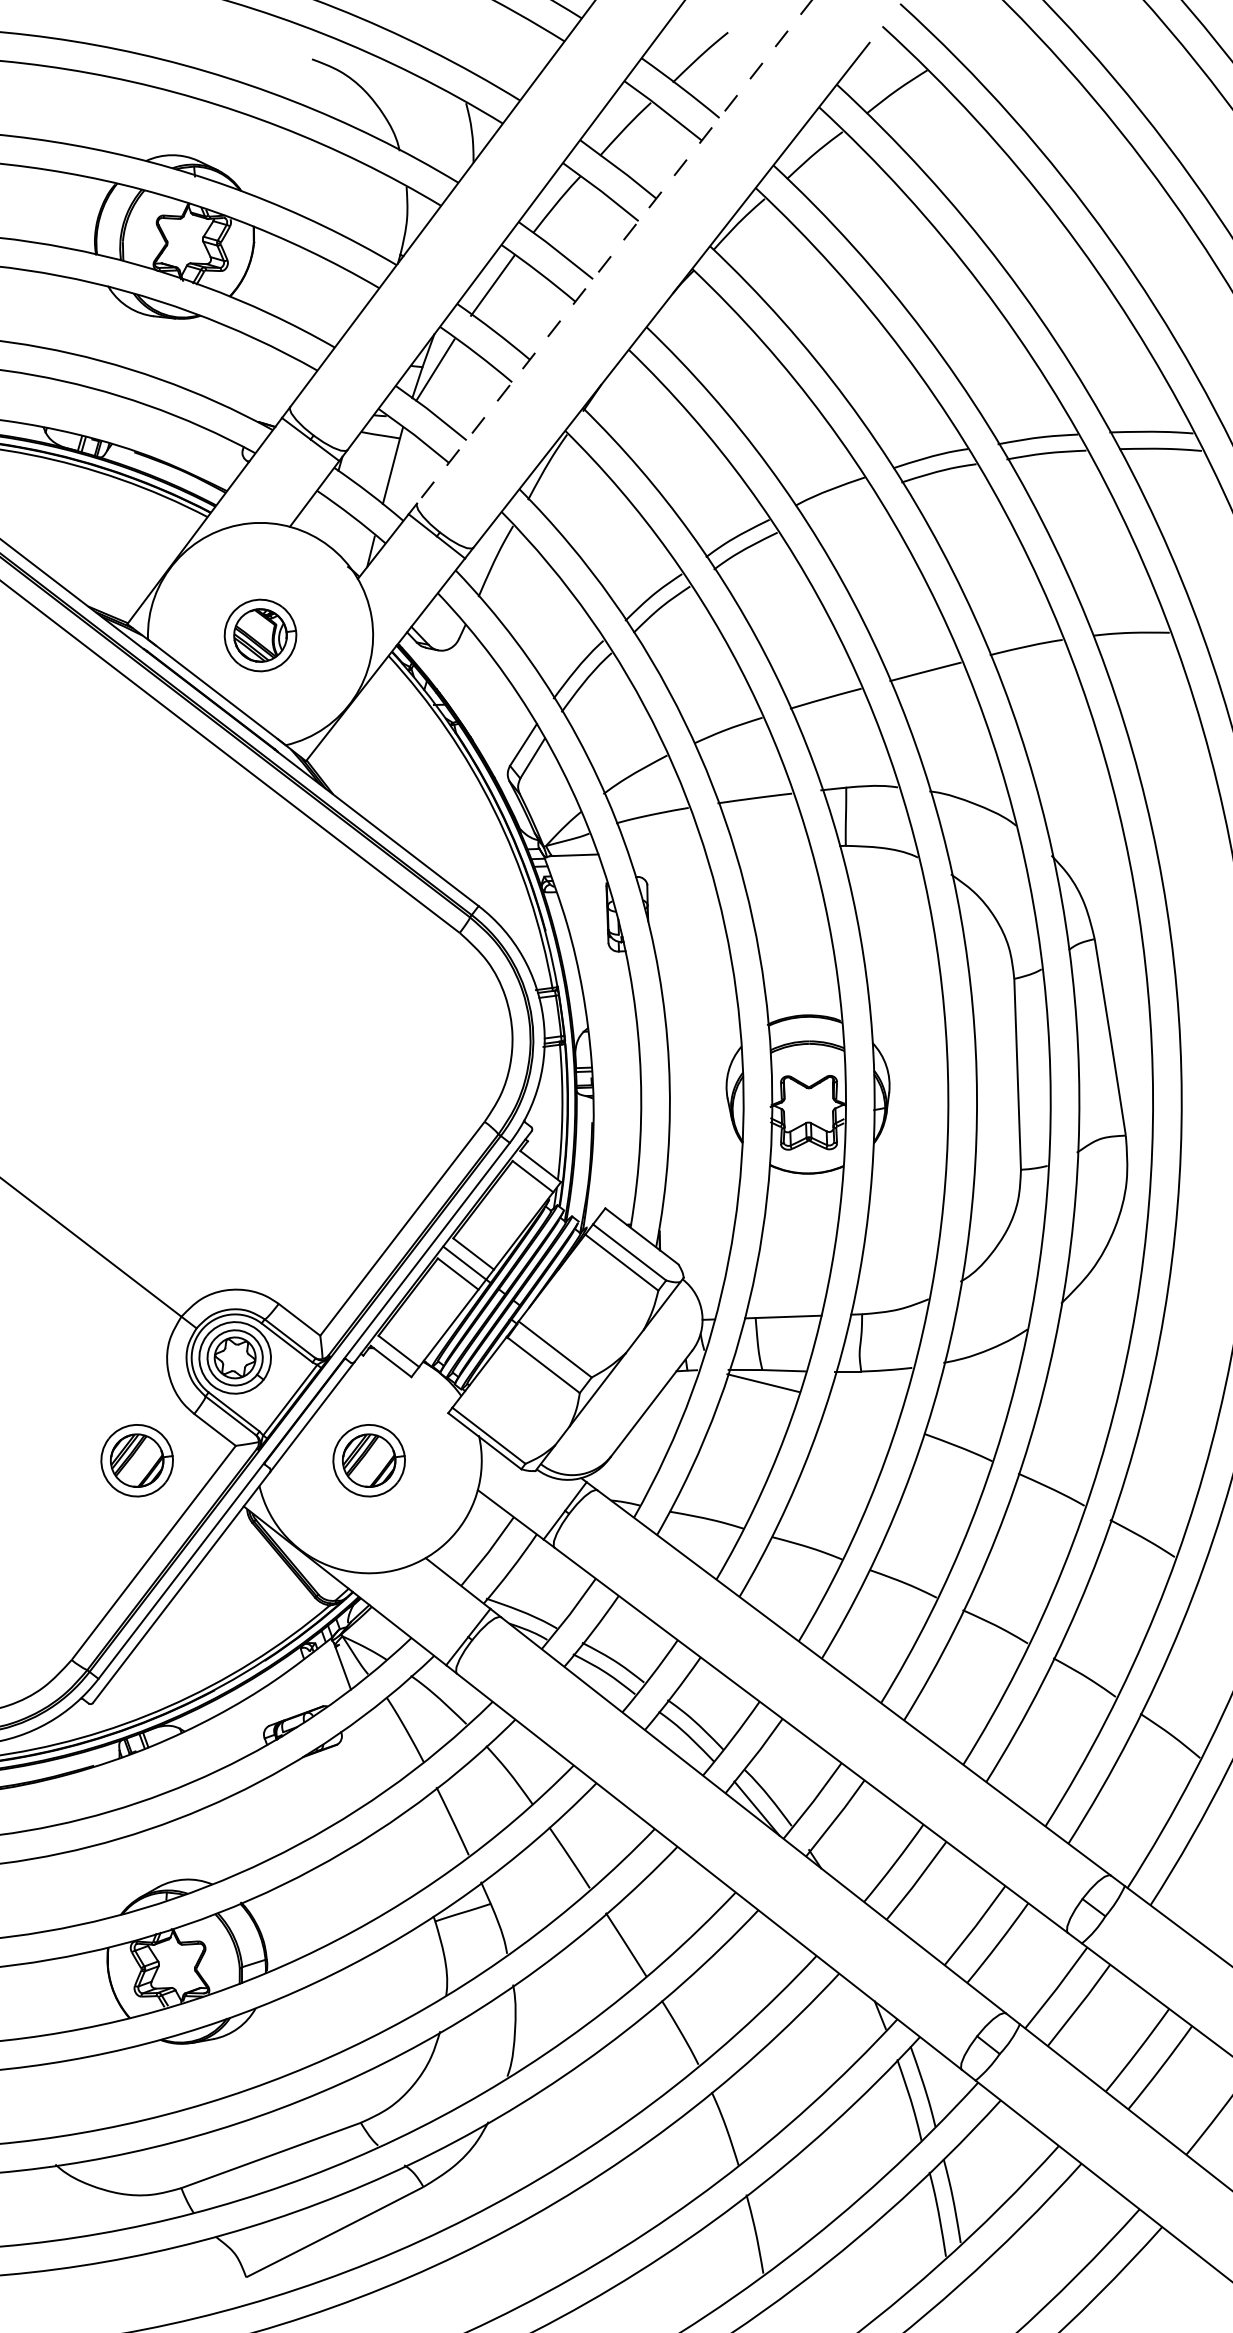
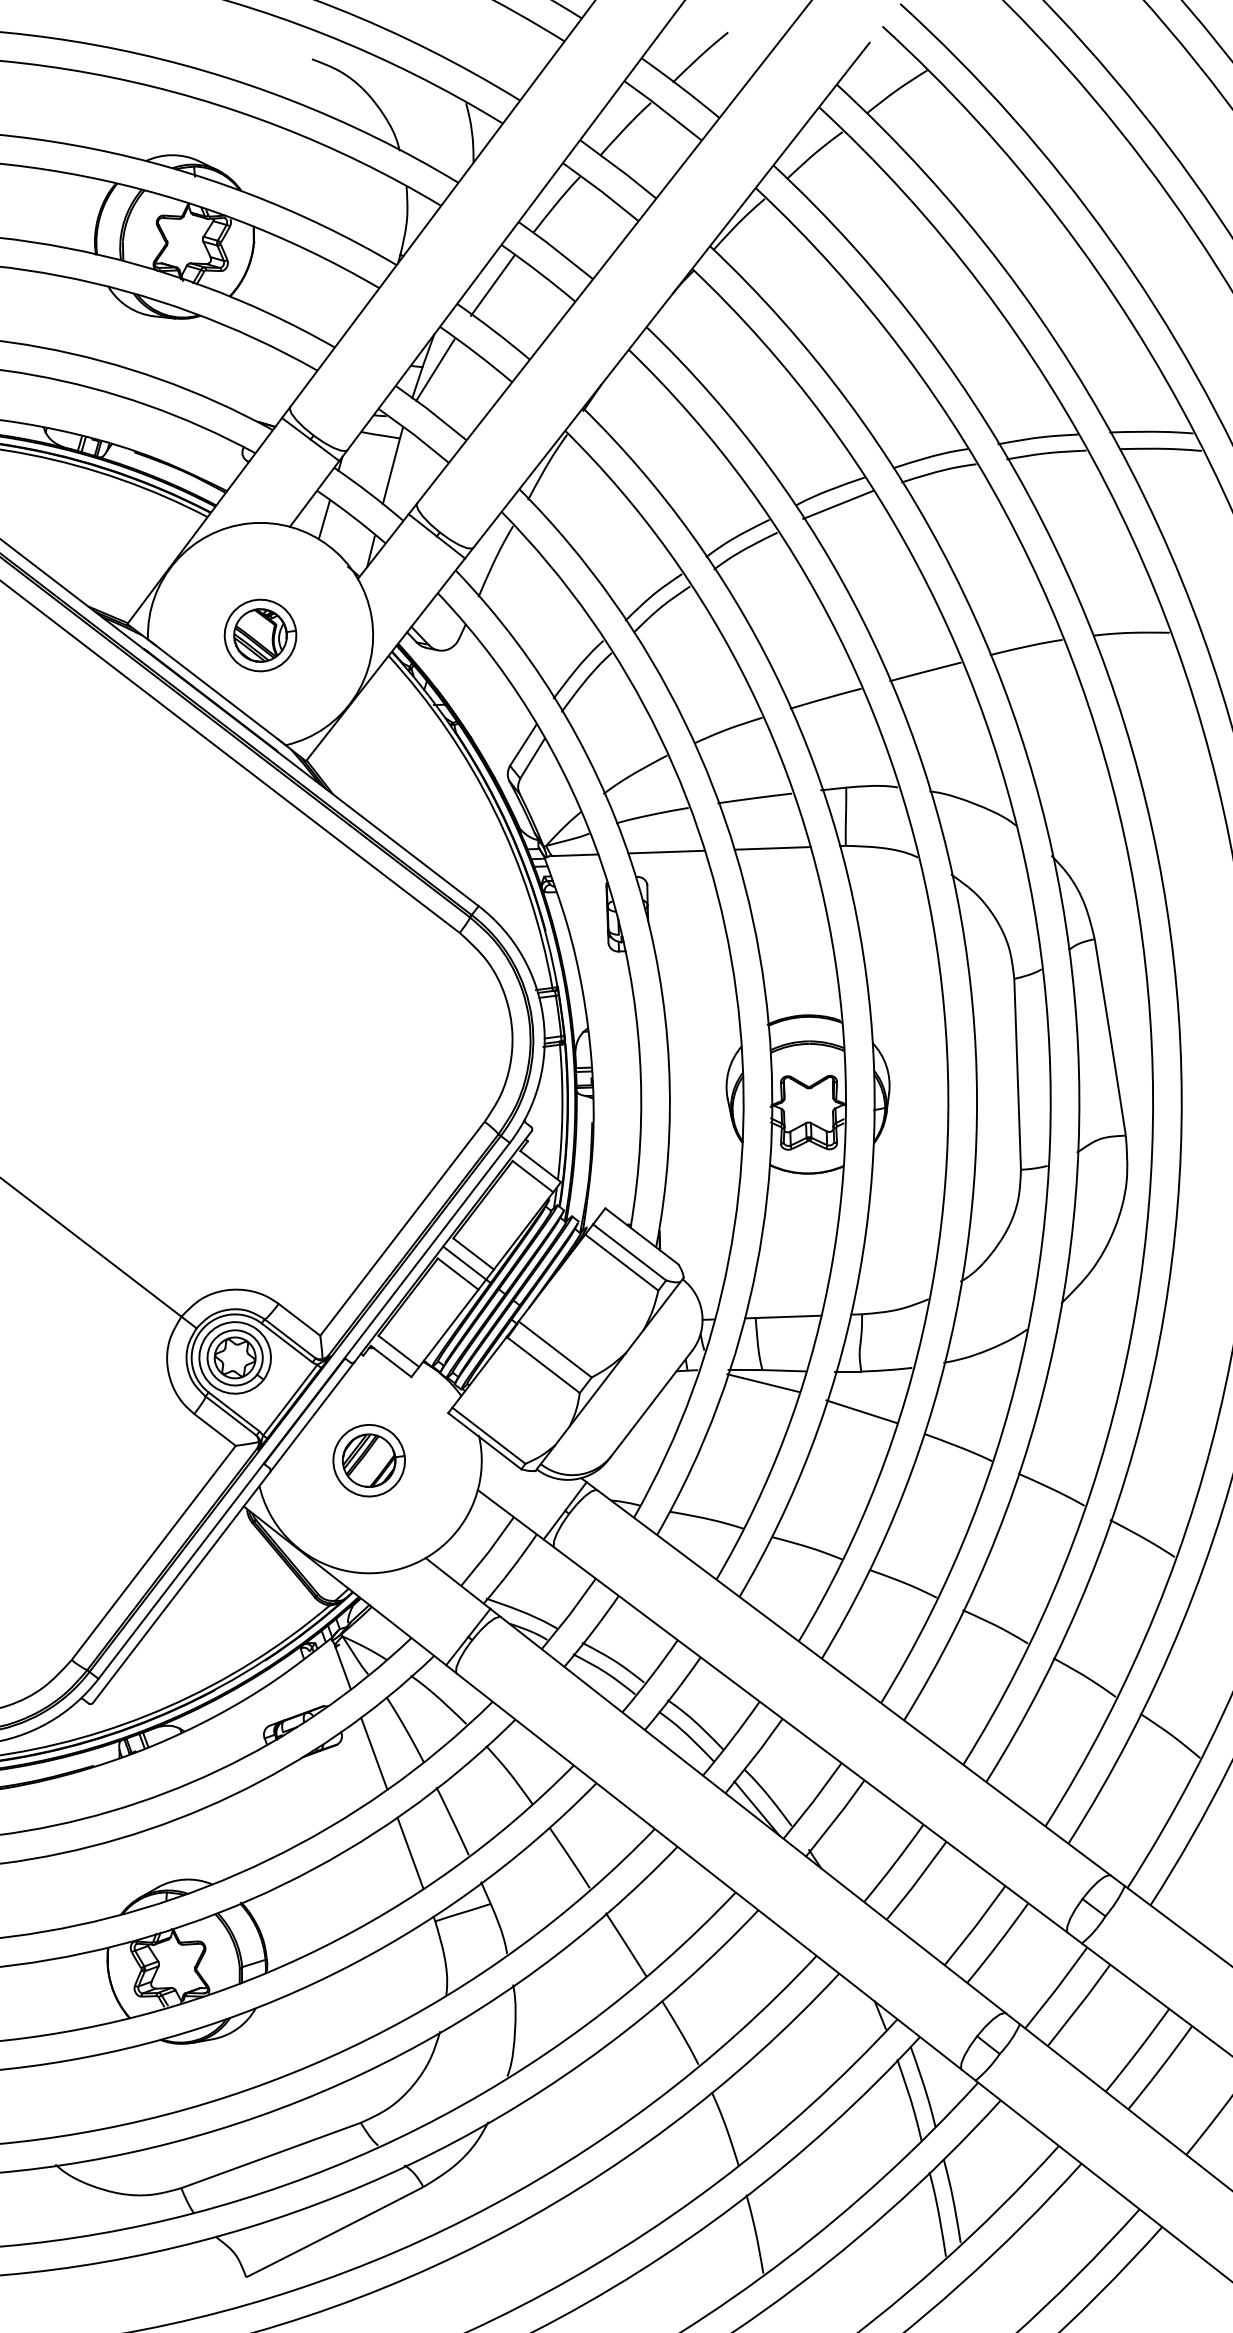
line: dashed -> solid (614, 251)
line: none -> present (837, 504)
line: none -> present (324, 519)
line: none -> present (772, 848)
line: none -> present (666, 851)
line: none -> present (861, 1411)
part: present -> none (136, 1460)
line: none -> present (374, 1753)
line: none -> present (410, 1853)
